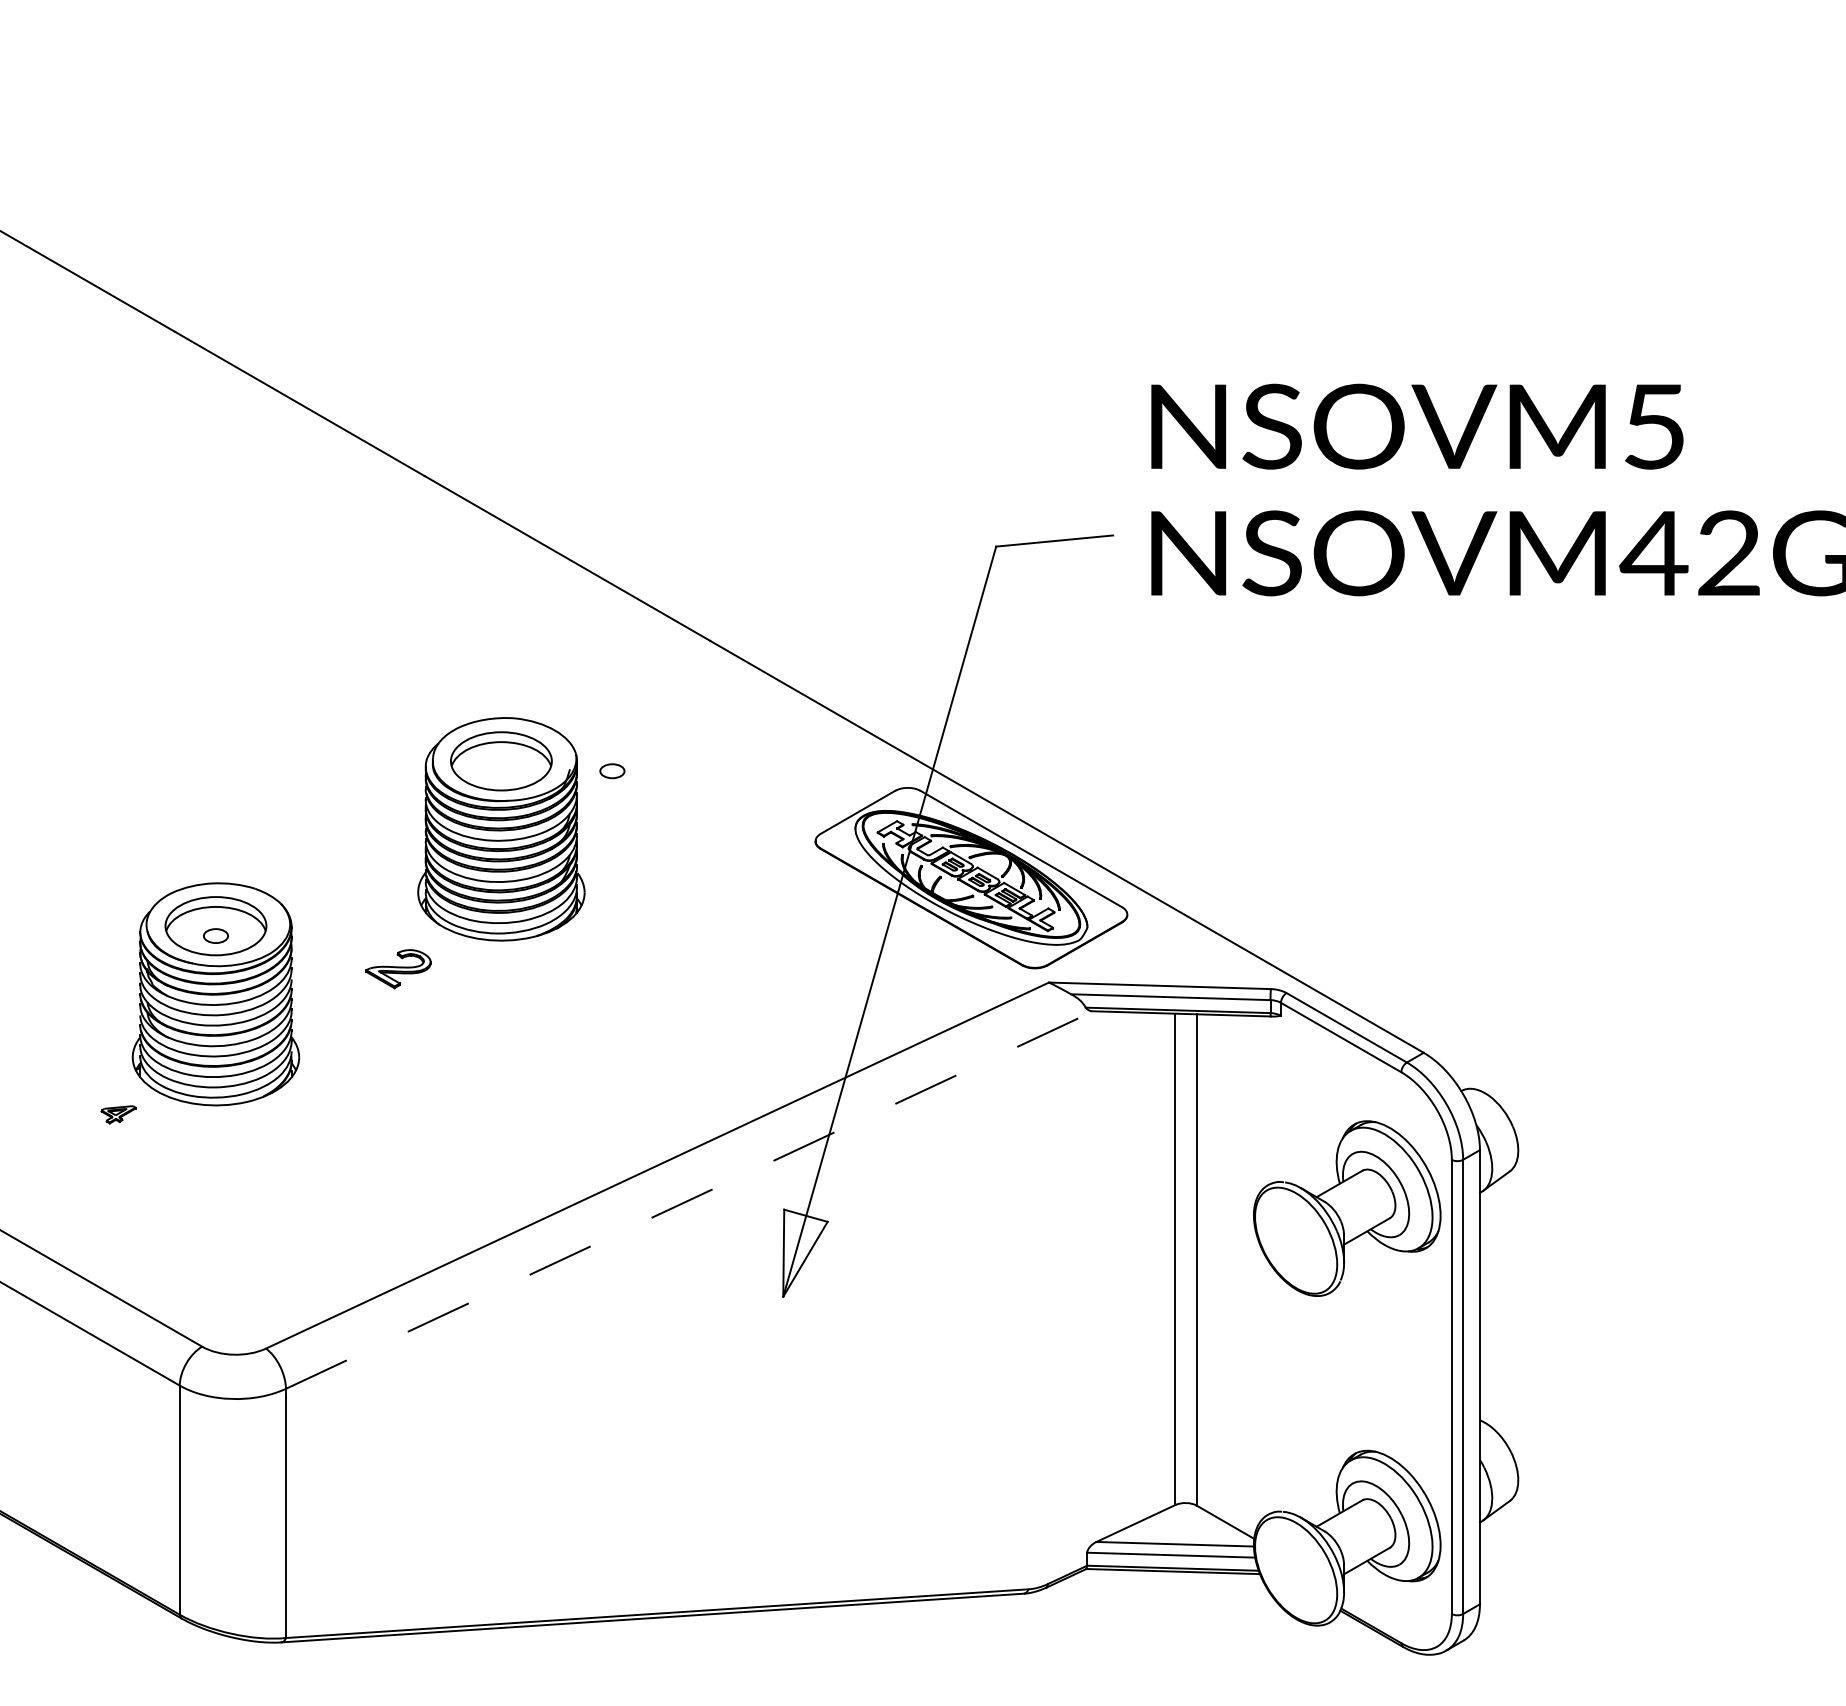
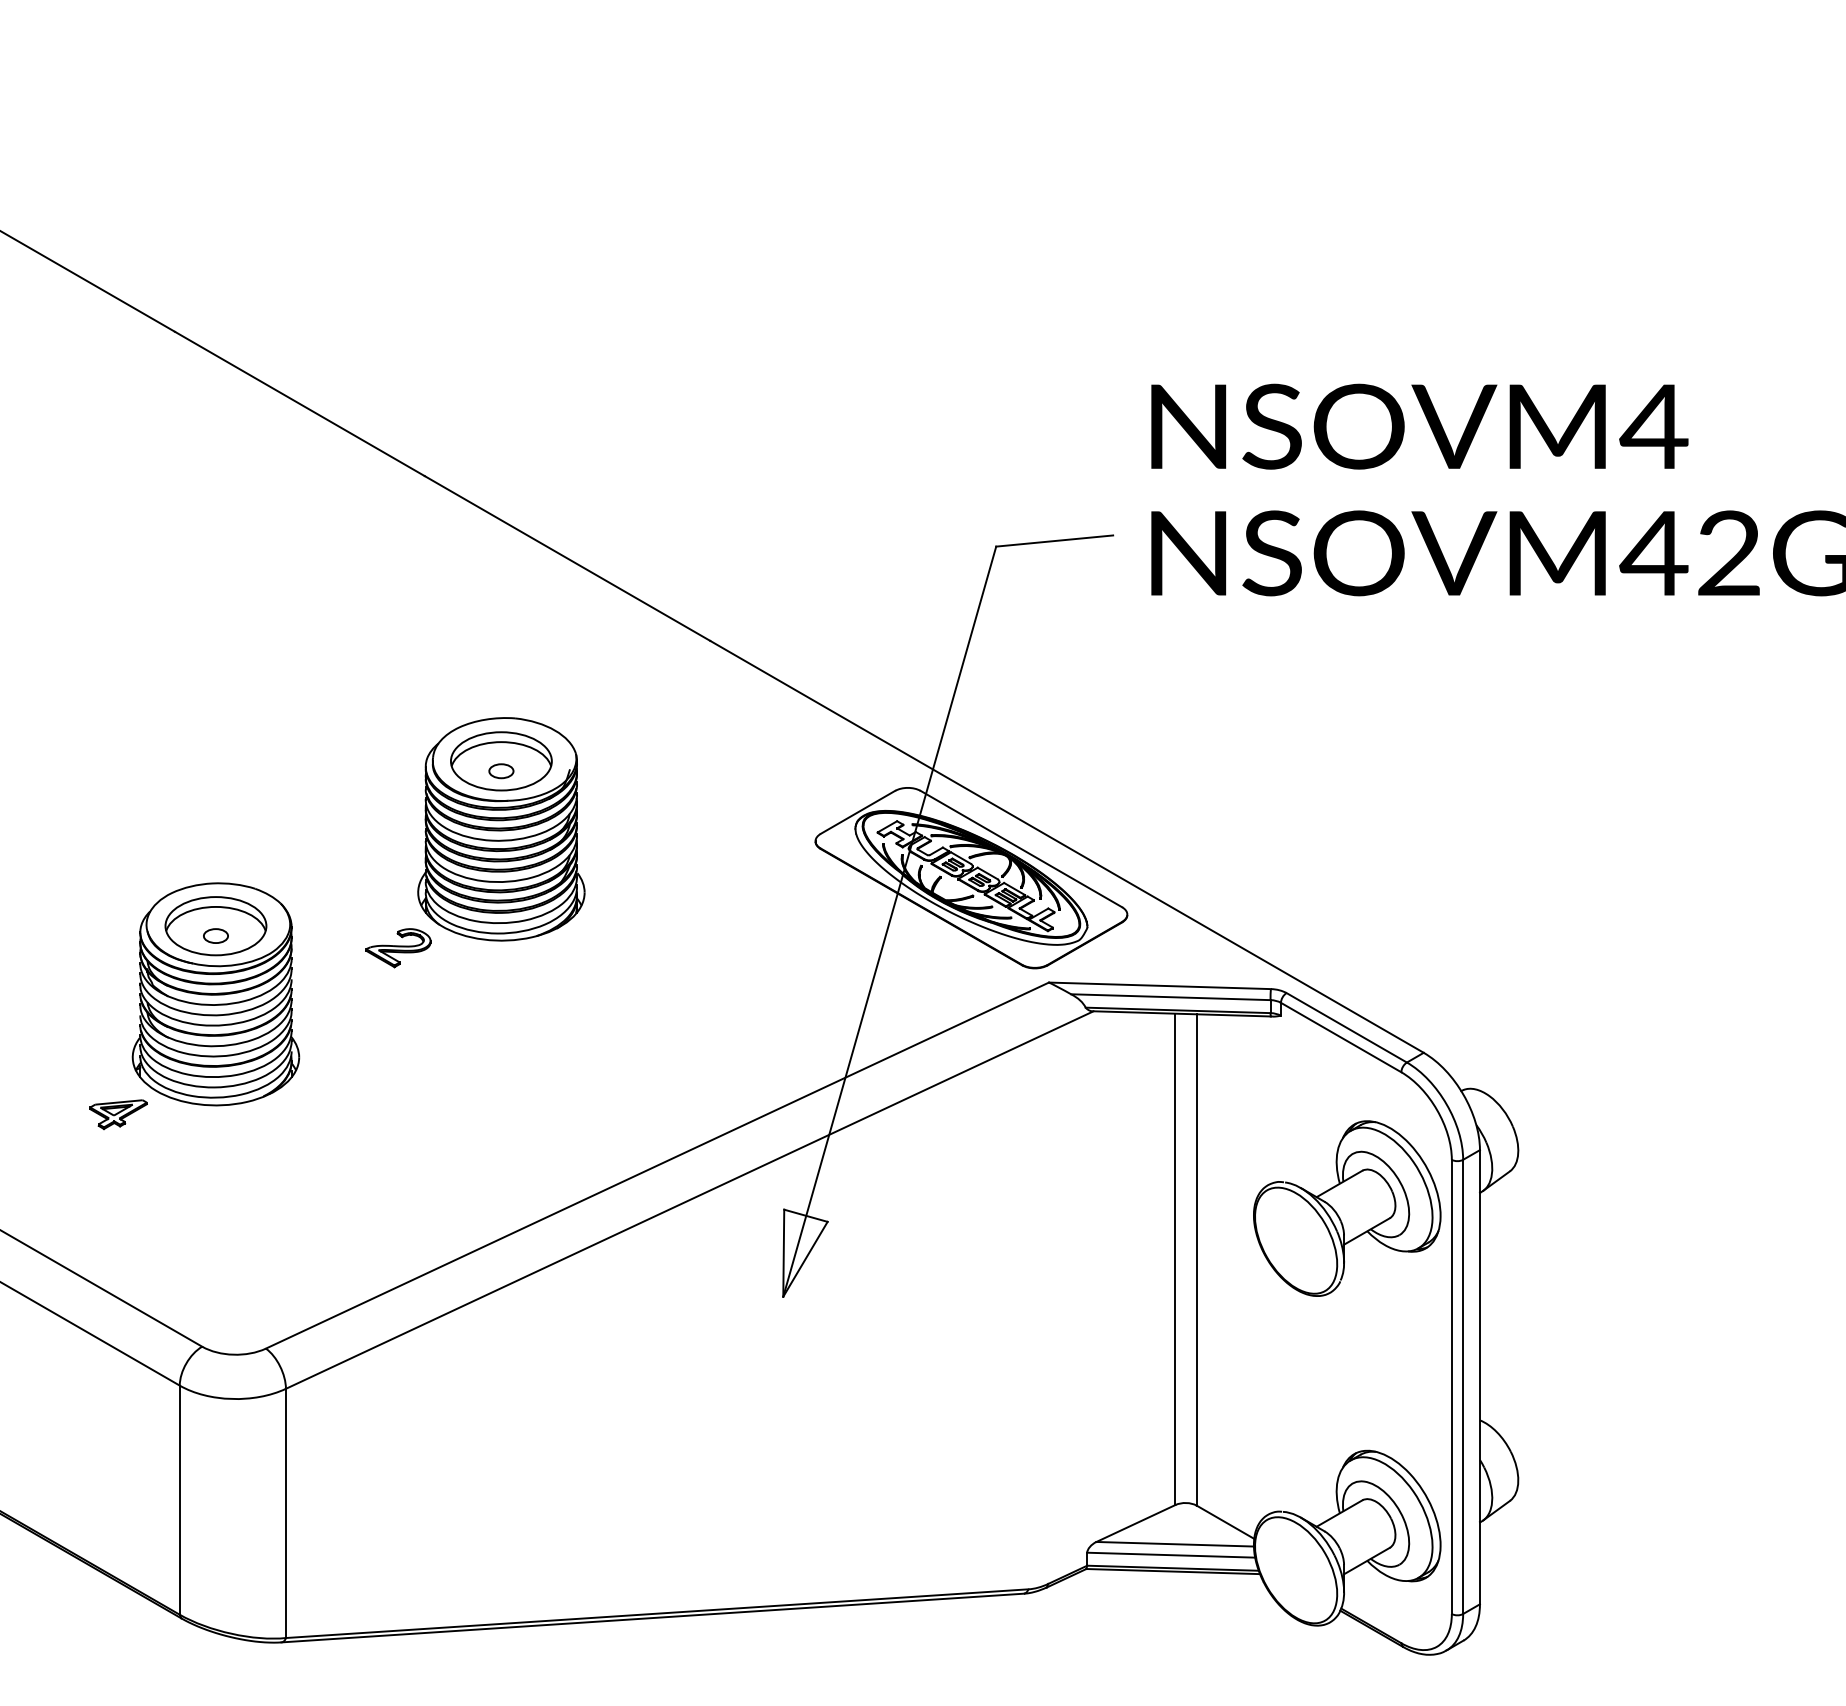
text: NSOVM5 -> NSOVM4 (1653, 426)
part position: (612, 771) -> (501, 771) (501, 771)
part position: (398, 969) -> (398, 948) (398, 948)
part size: 37x20 px -> 59x32 px (118, 1114)
line: dashed -> solid (689, 1200)
